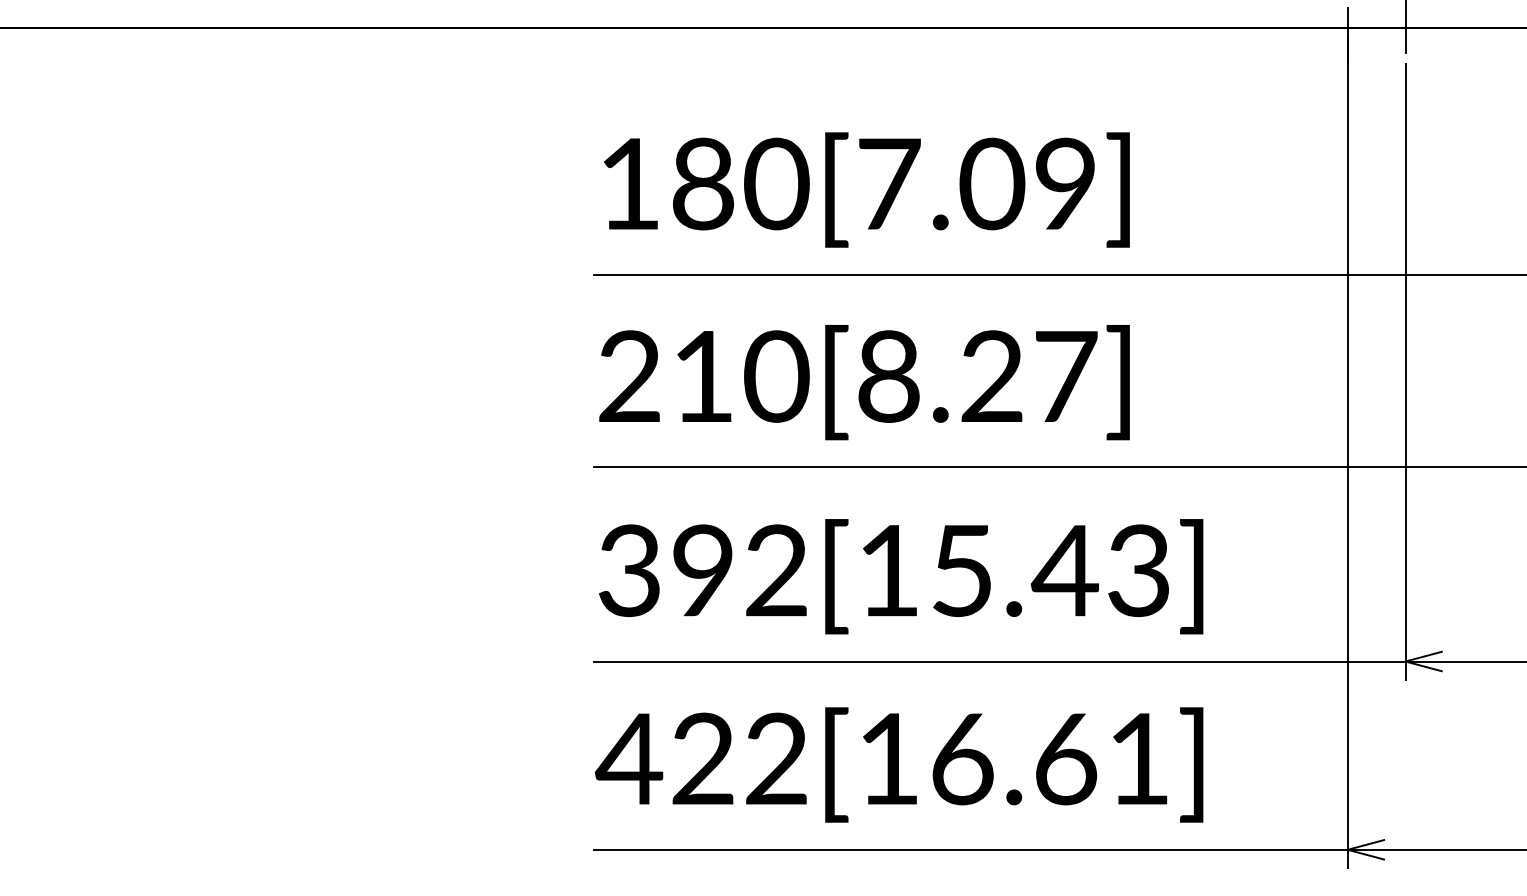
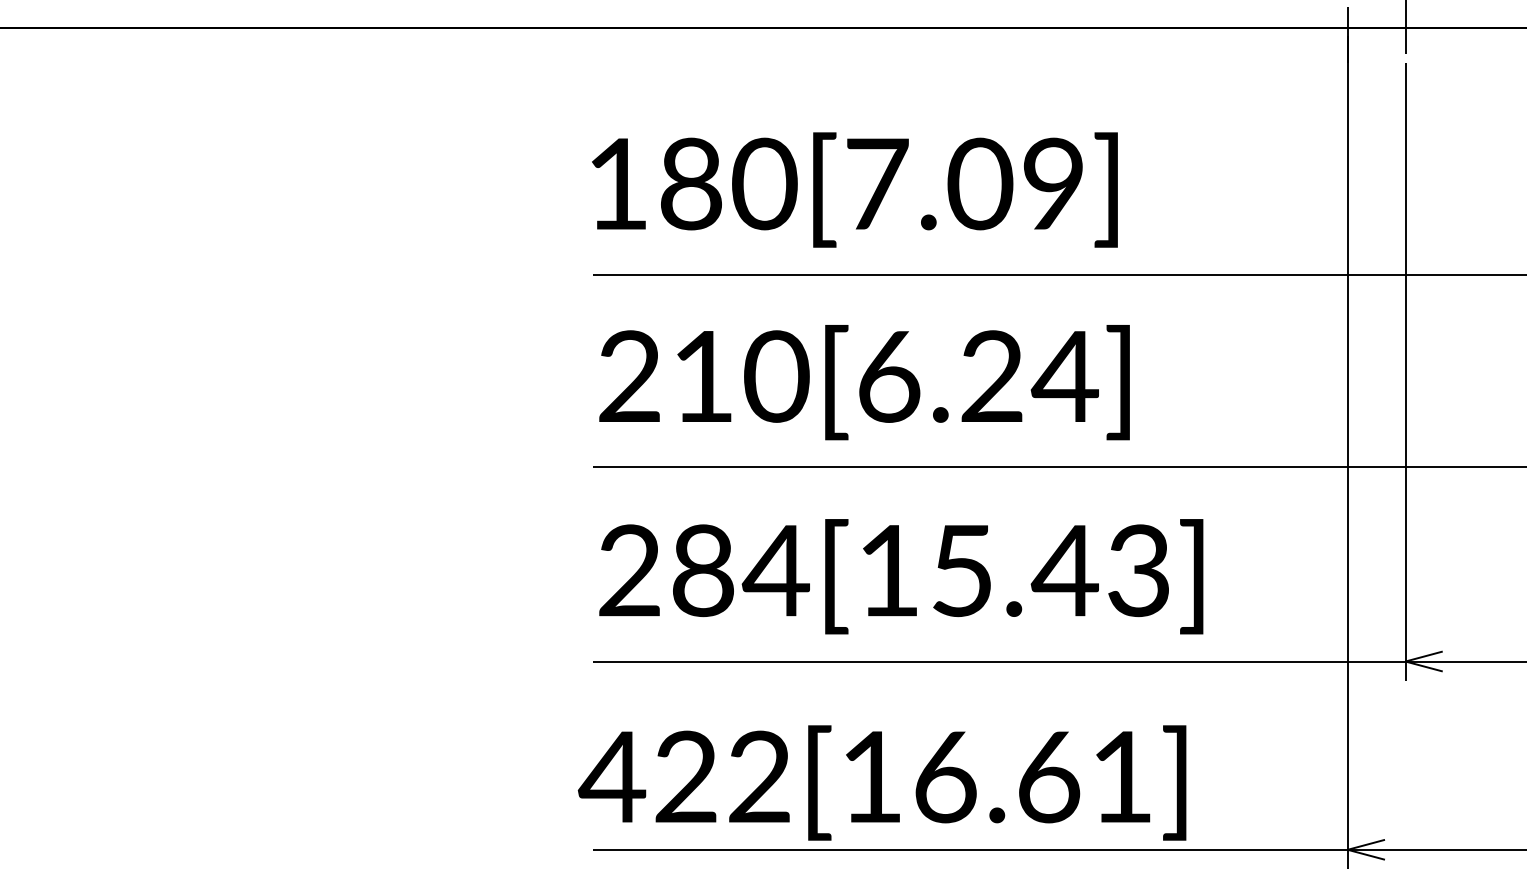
text position: (866, 189) -> (854, 189) (854, 189)
text: 210[8.27] -> 210[6.24] (978, 376)
text: 392[15.43] -> 284[15.43] (704, 570)
text position: (898, 764) -> (881, 782) (881, 782)
